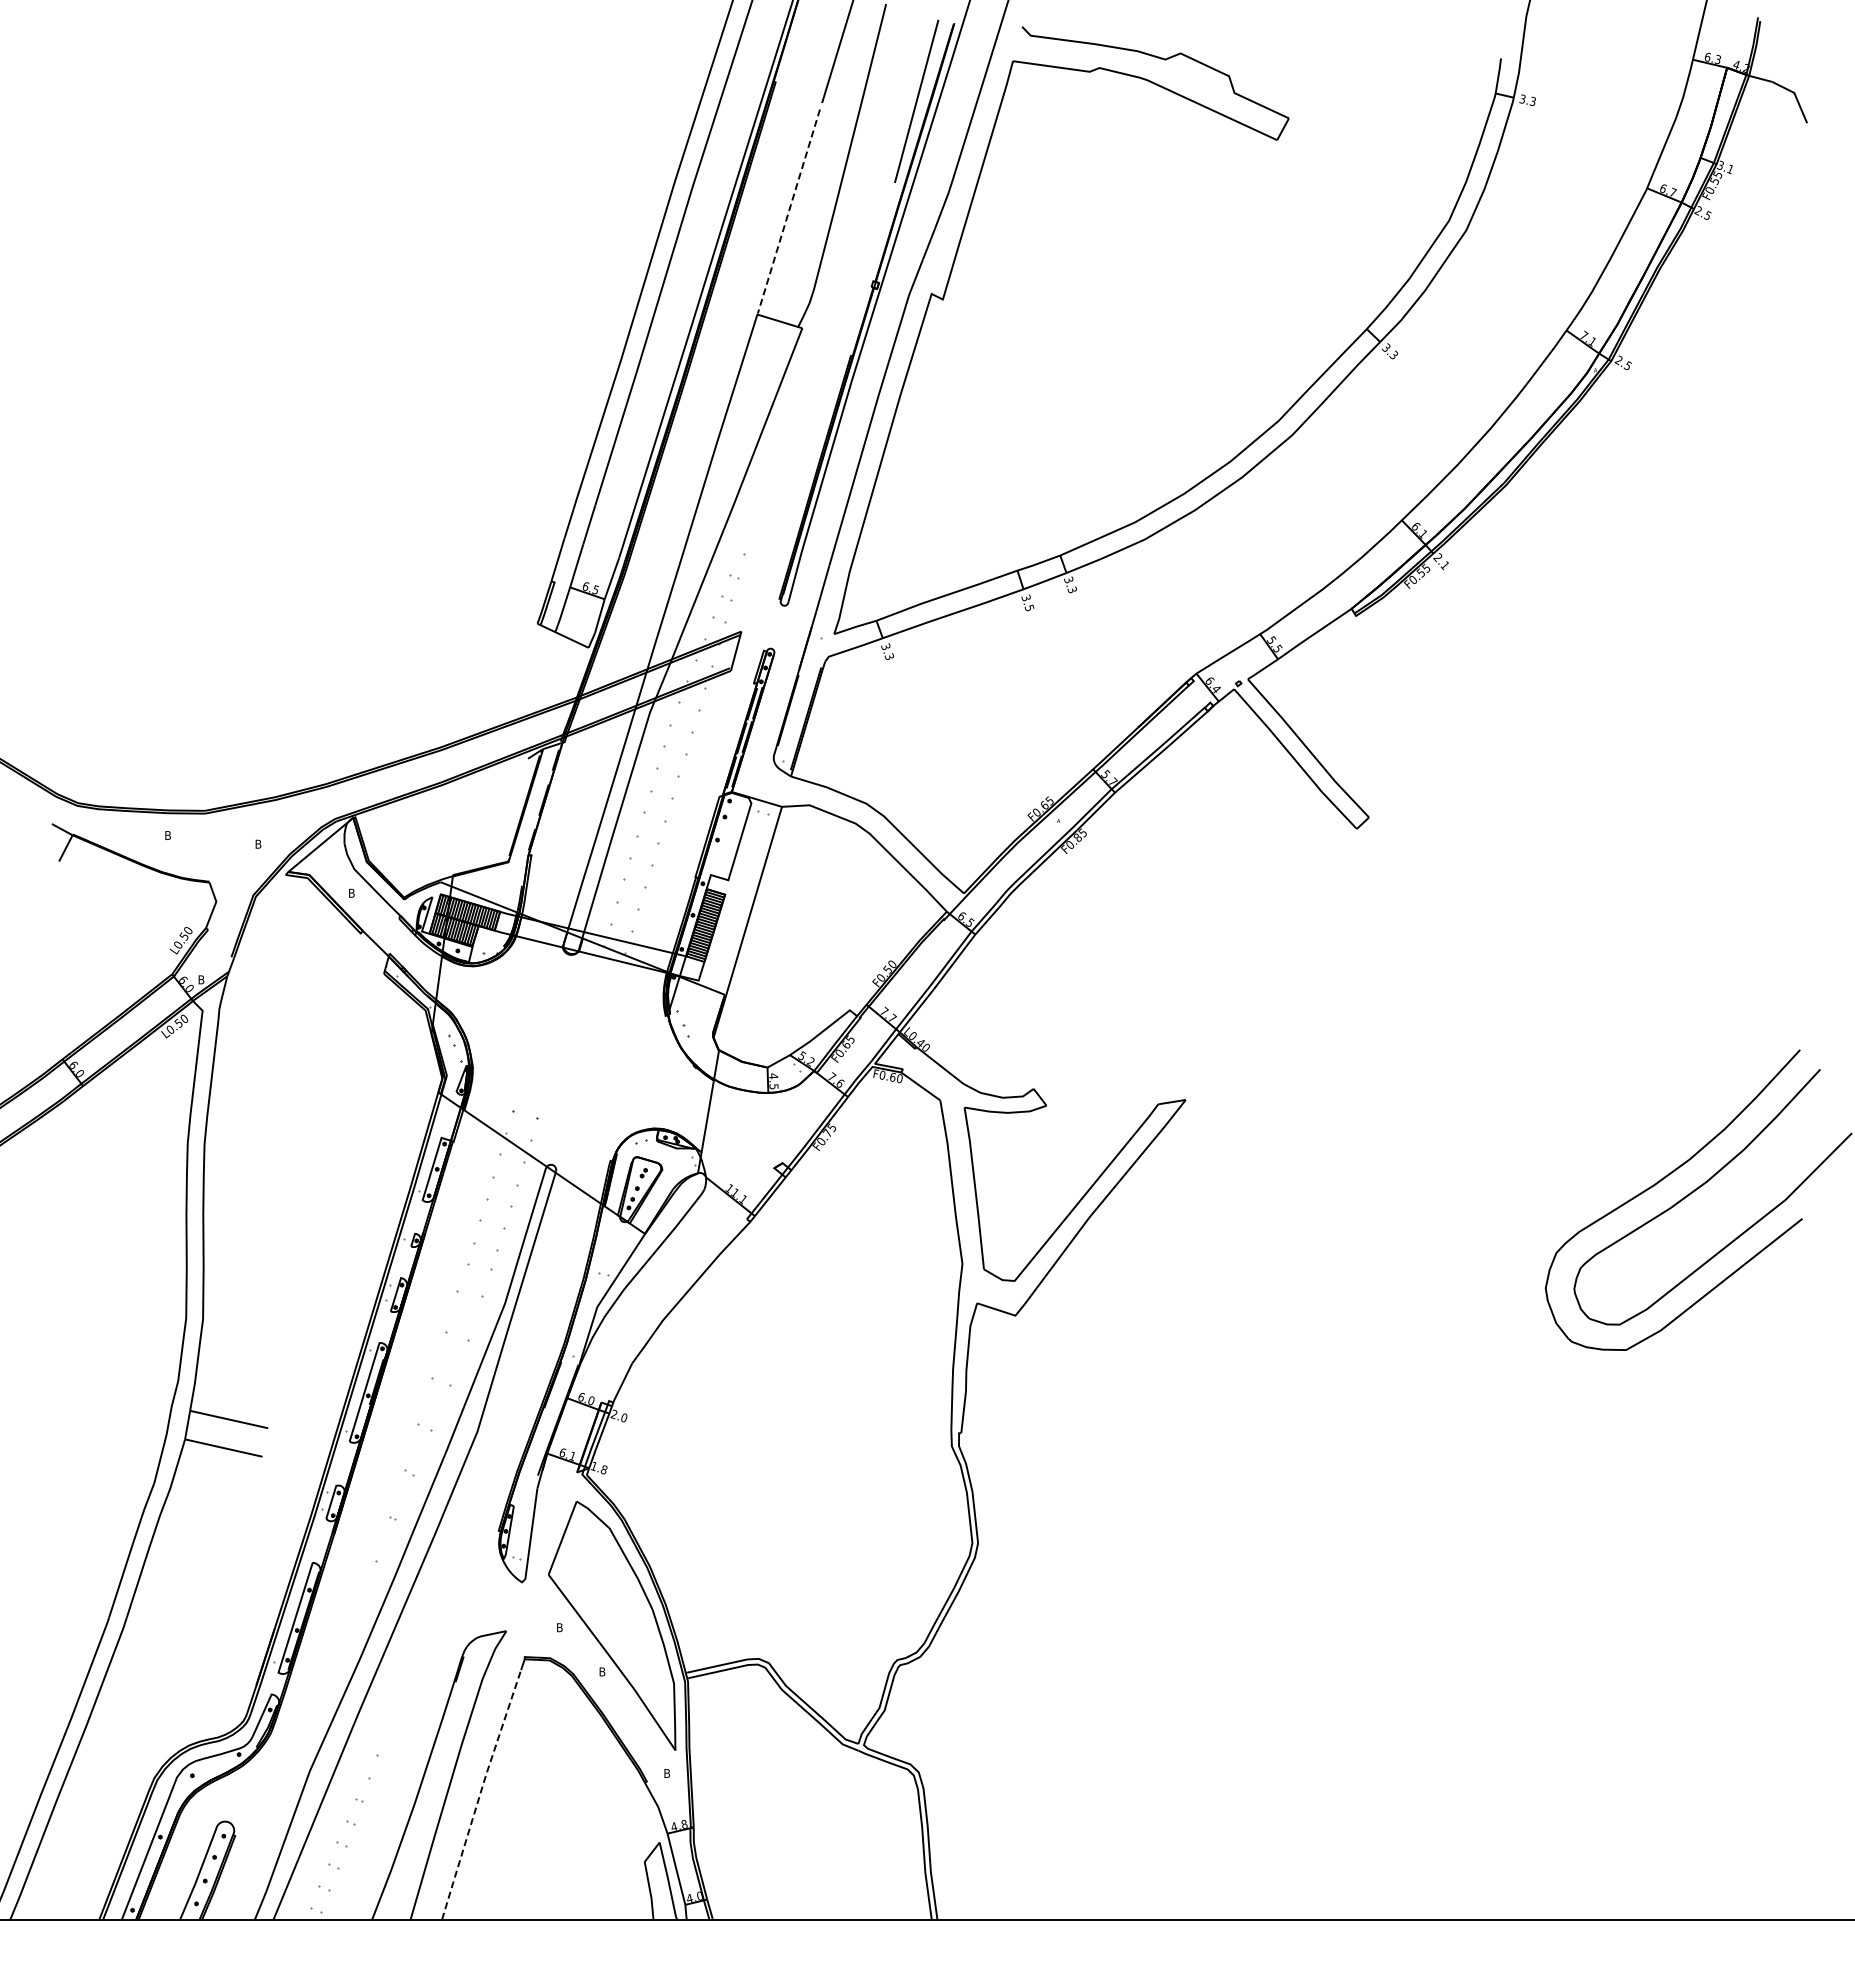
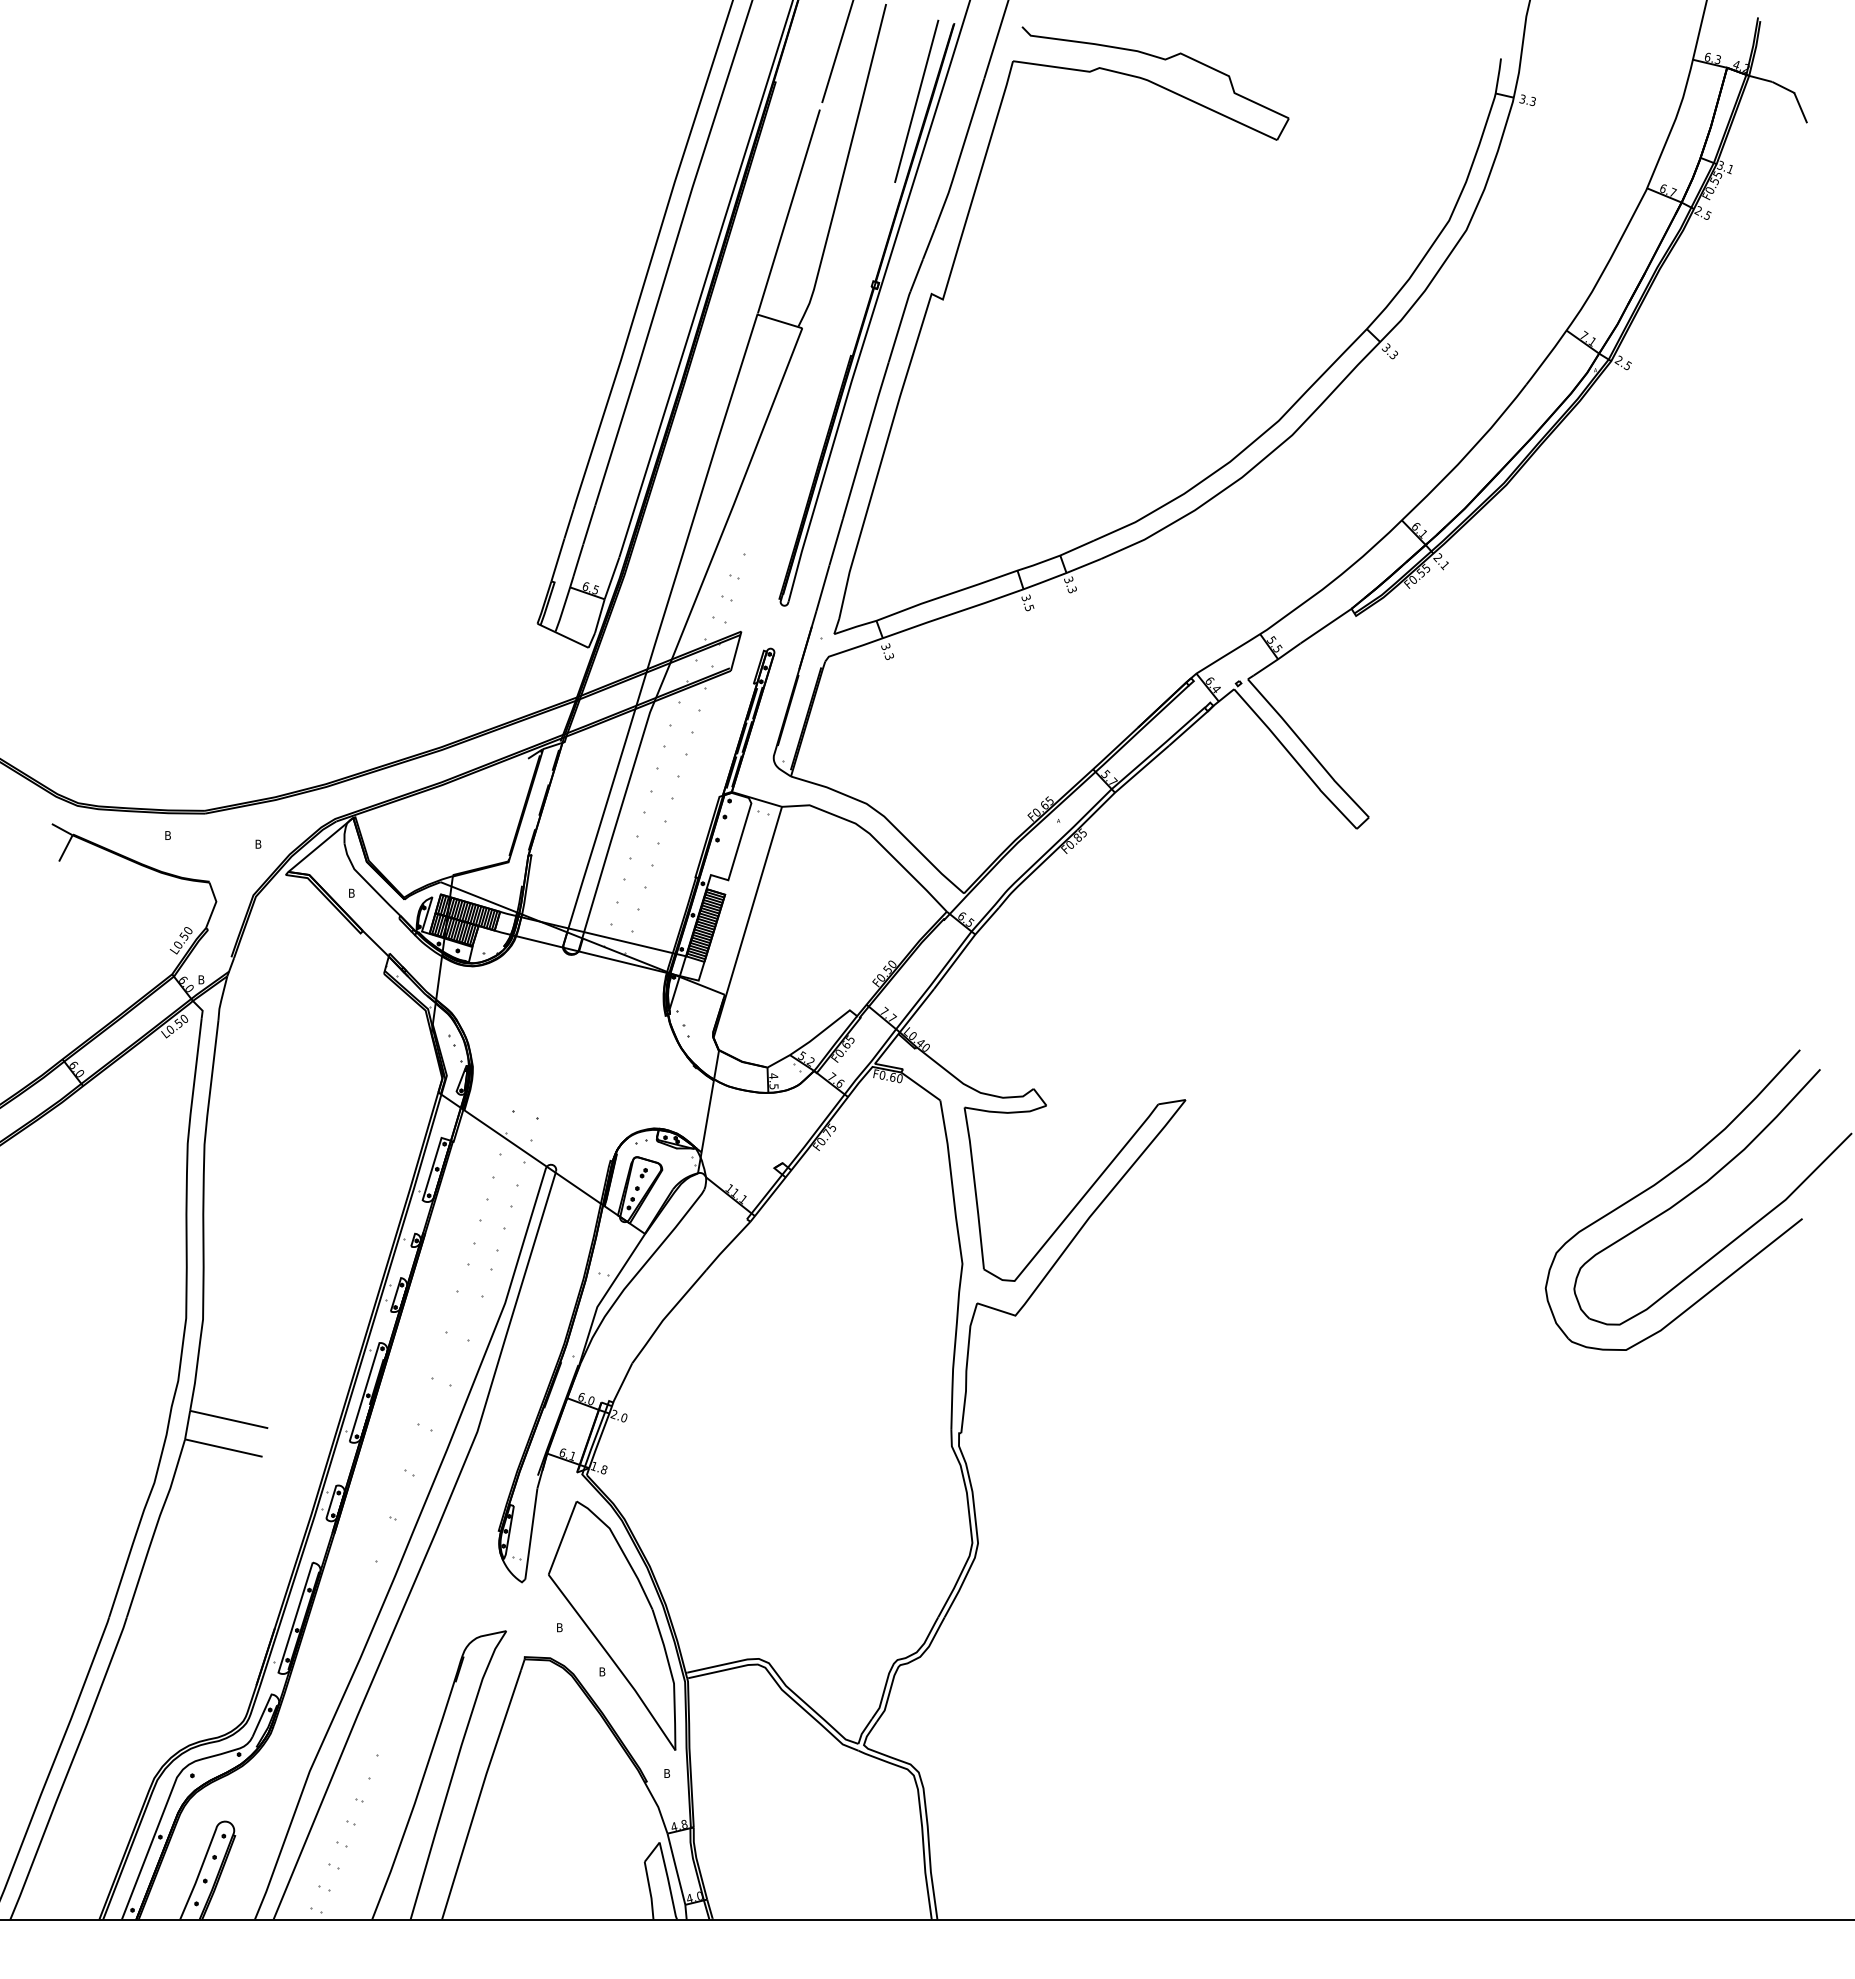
line: dashed -> solid (788, 211)
line: dashed -> solid (480, 1793)
